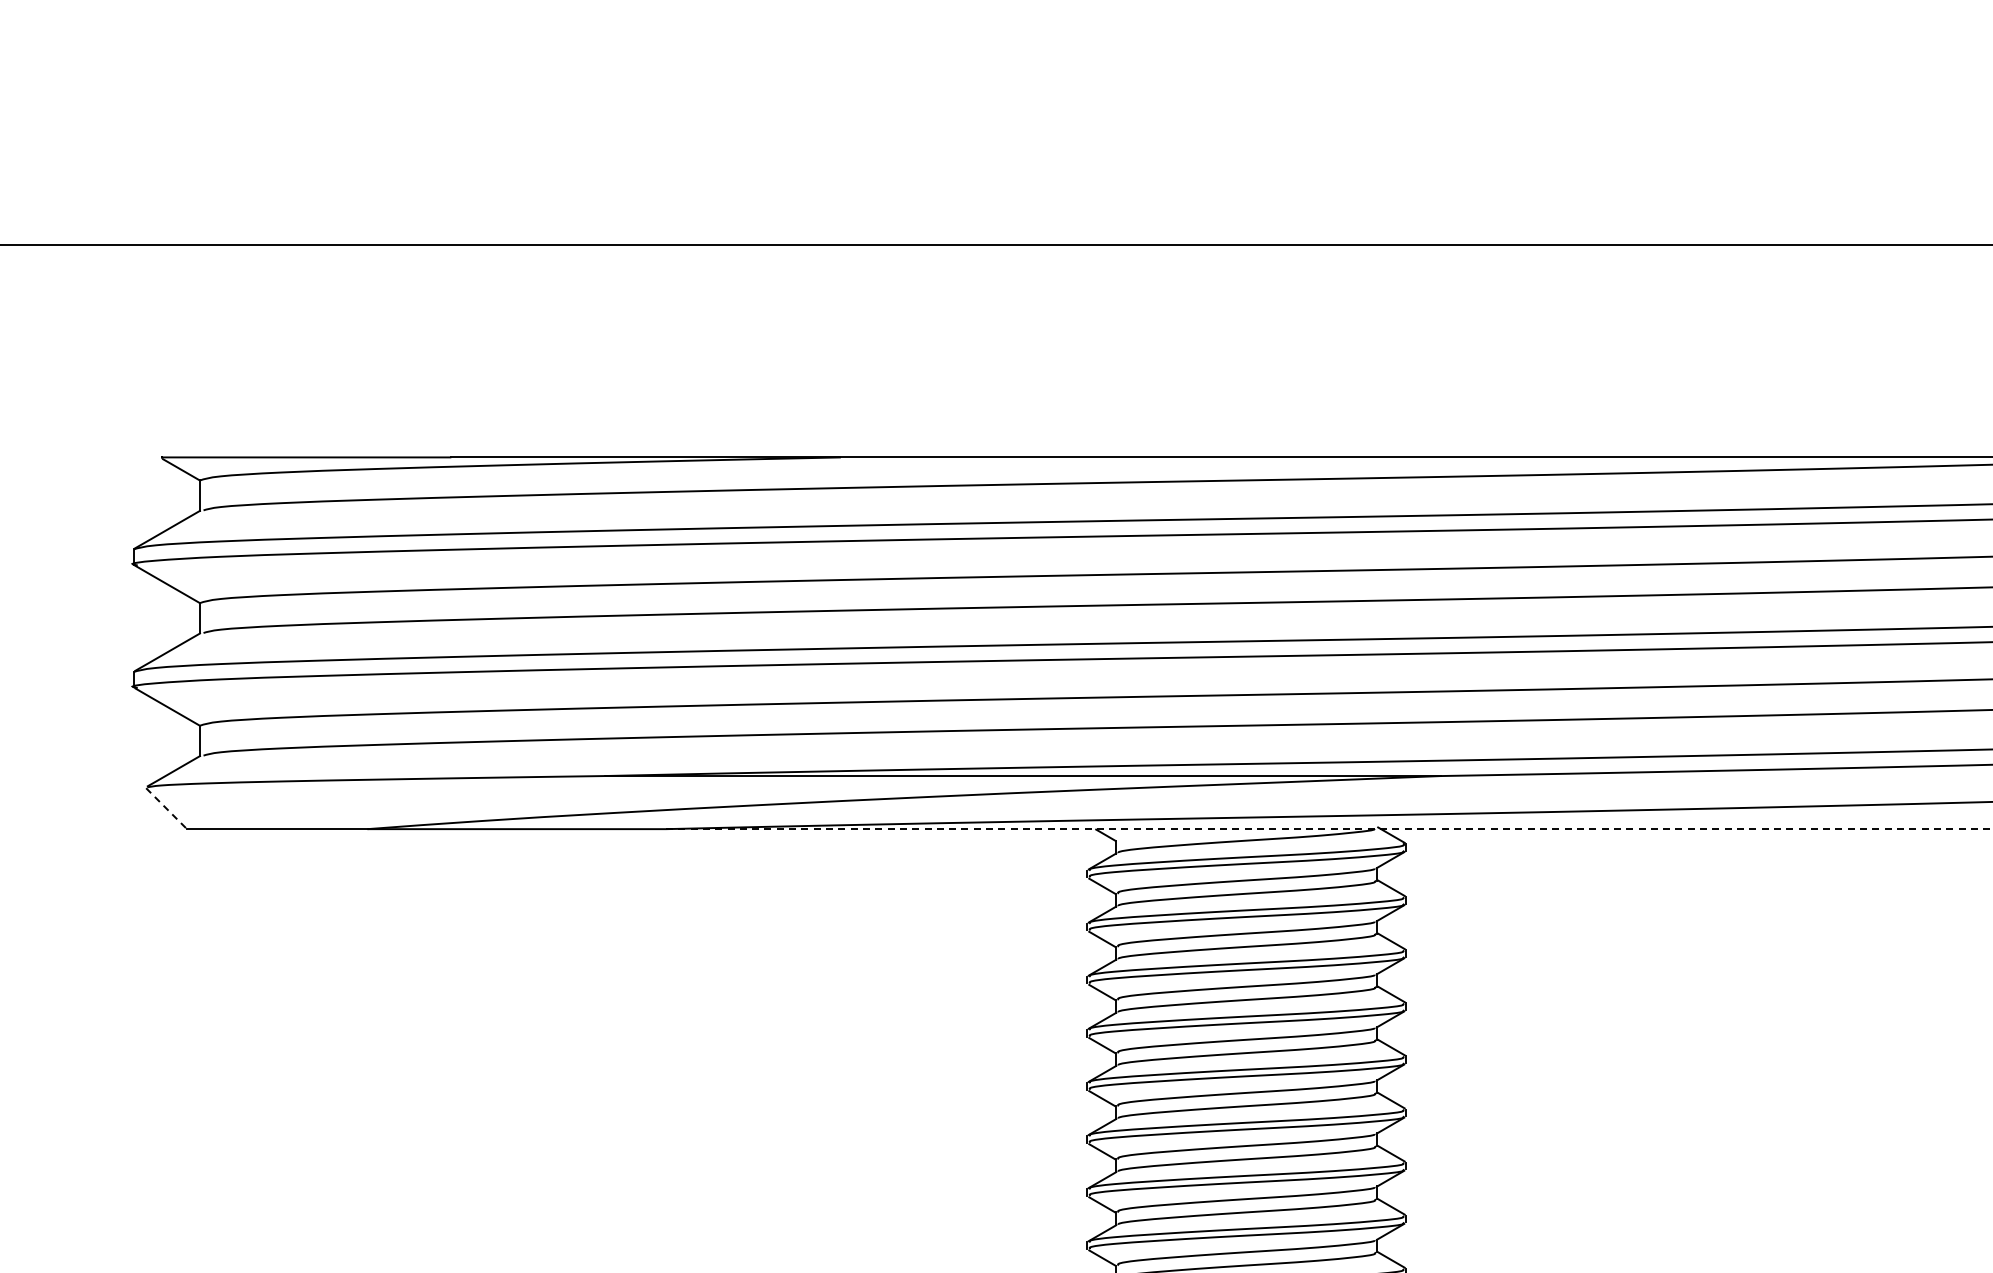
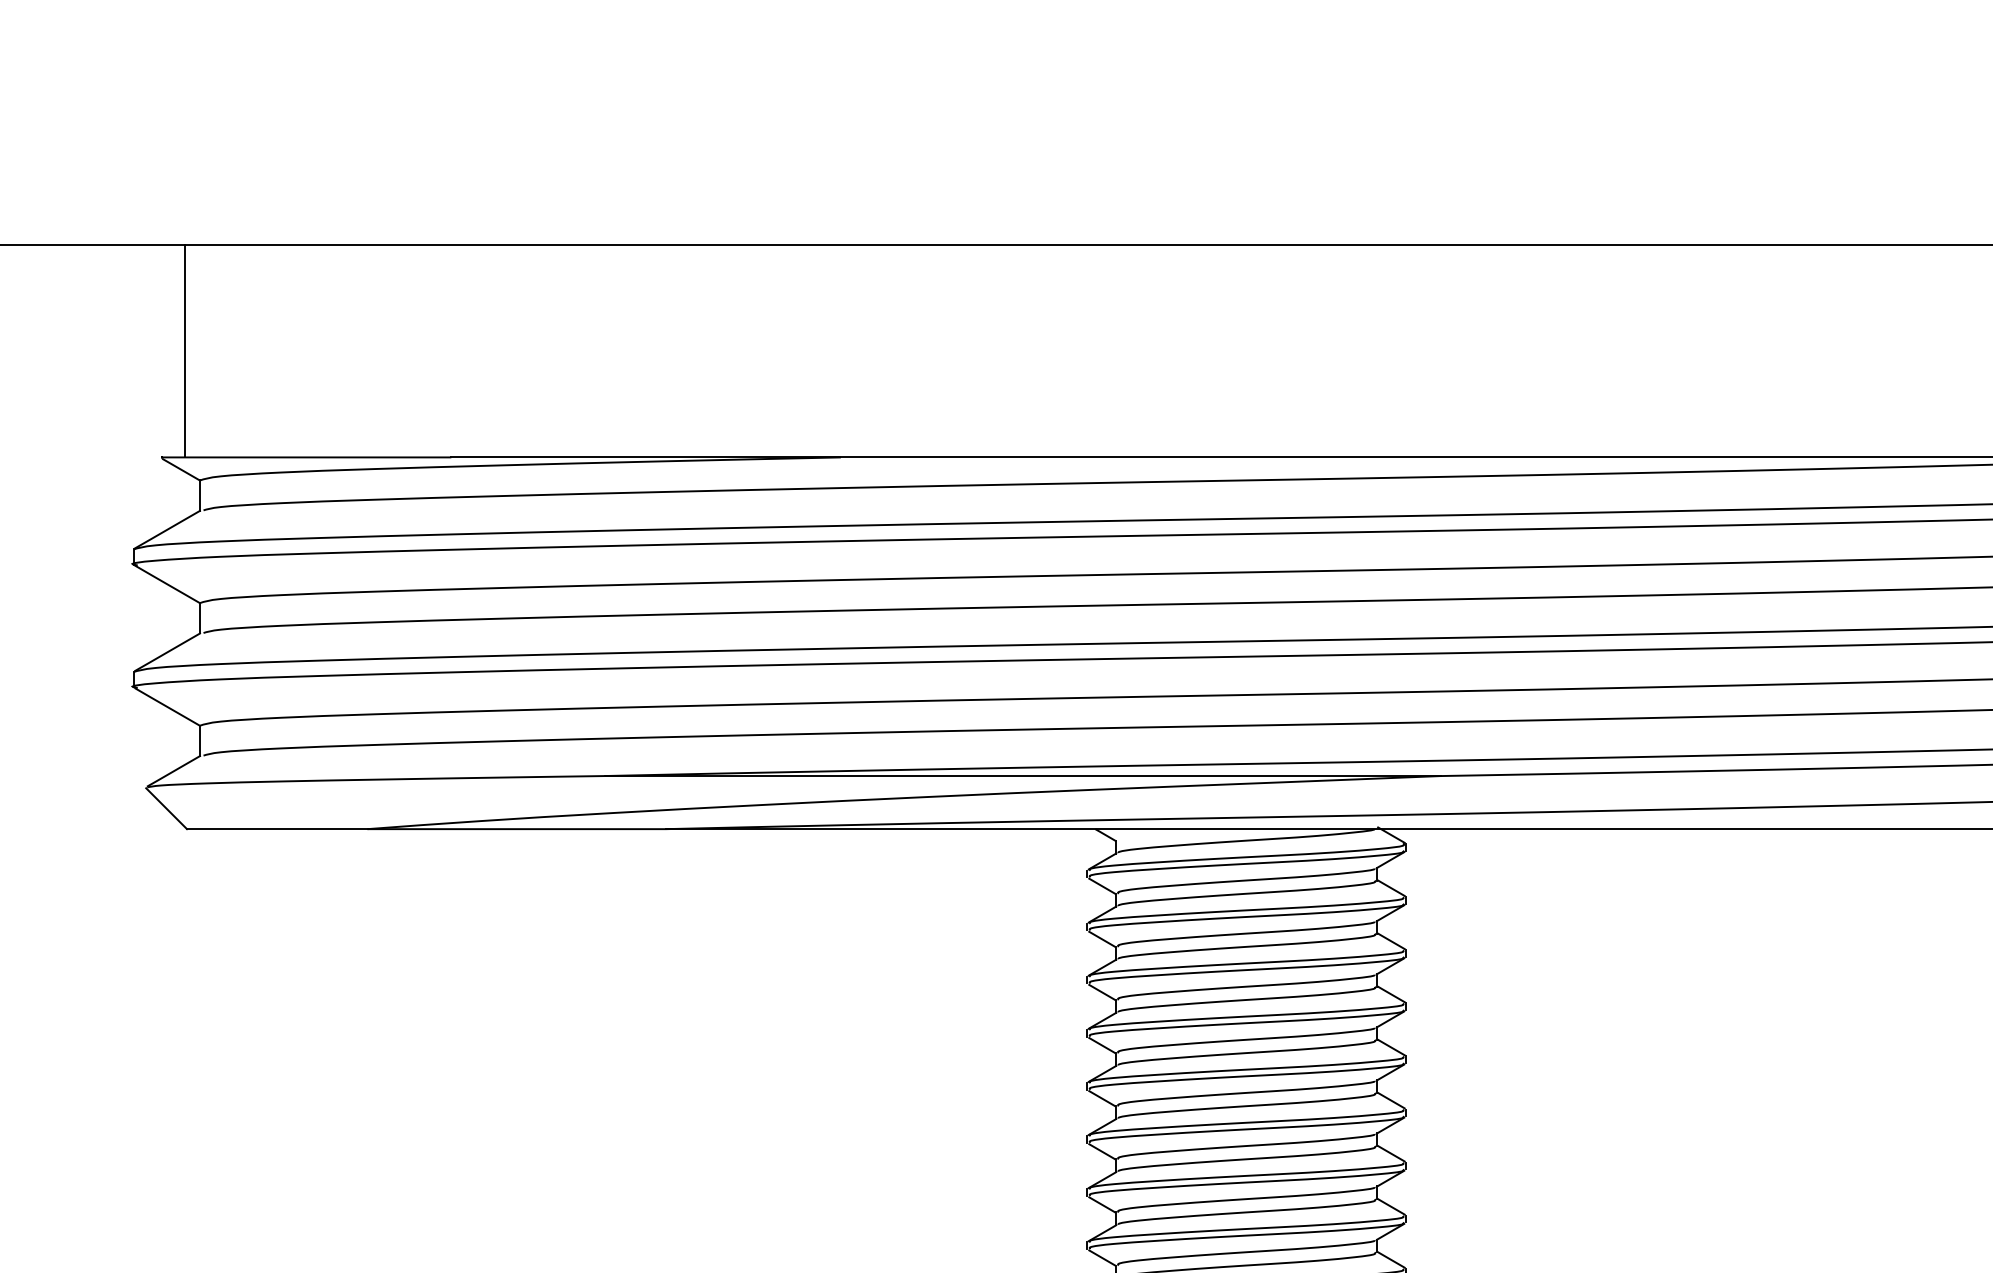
line: none -> present (184, 350)
line: dashed -> solid (166, 808)
line: dashed -> solid (1329, 829)
